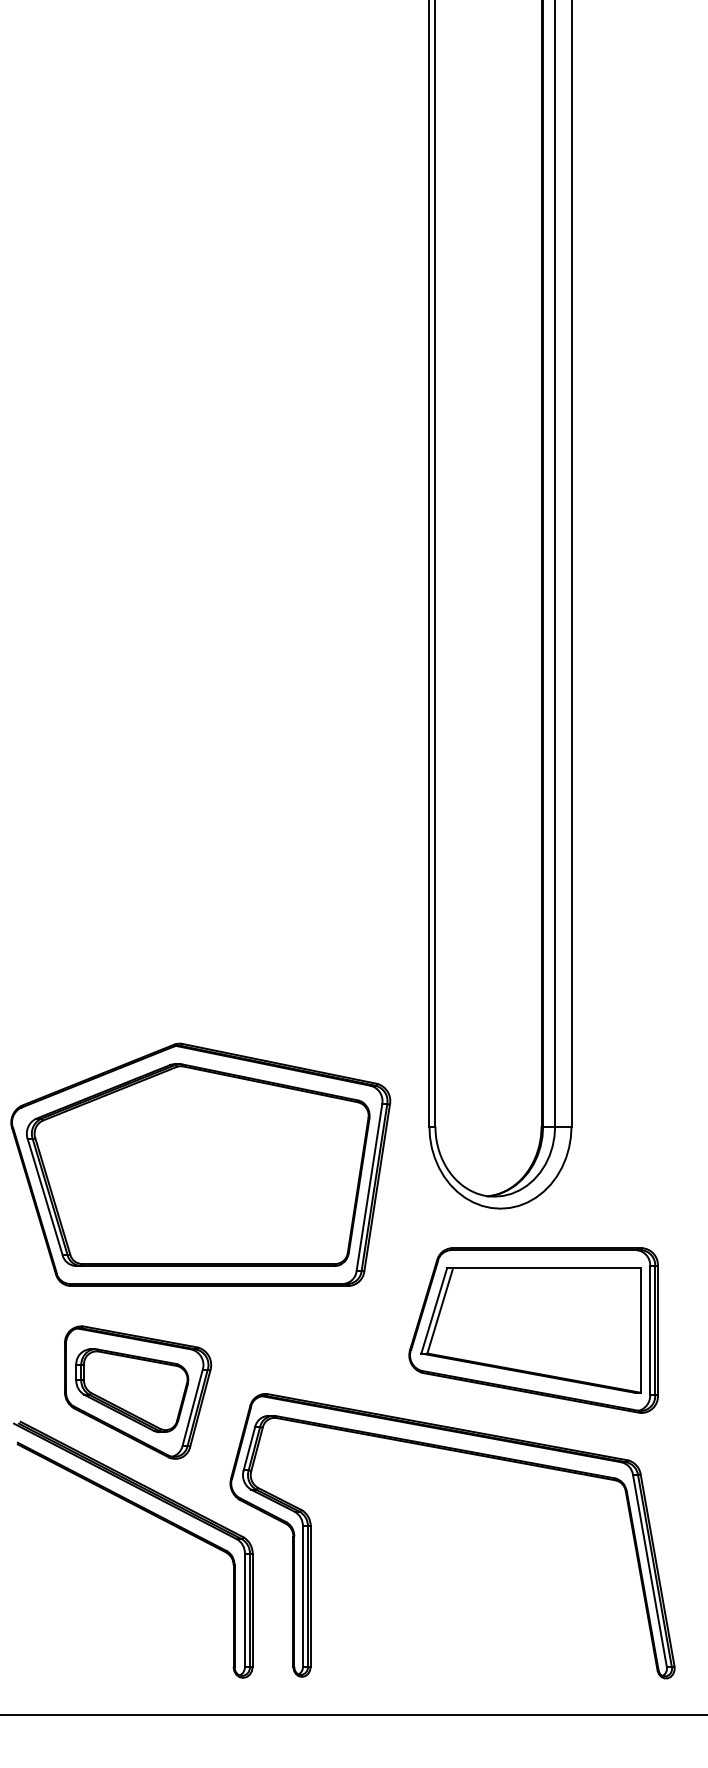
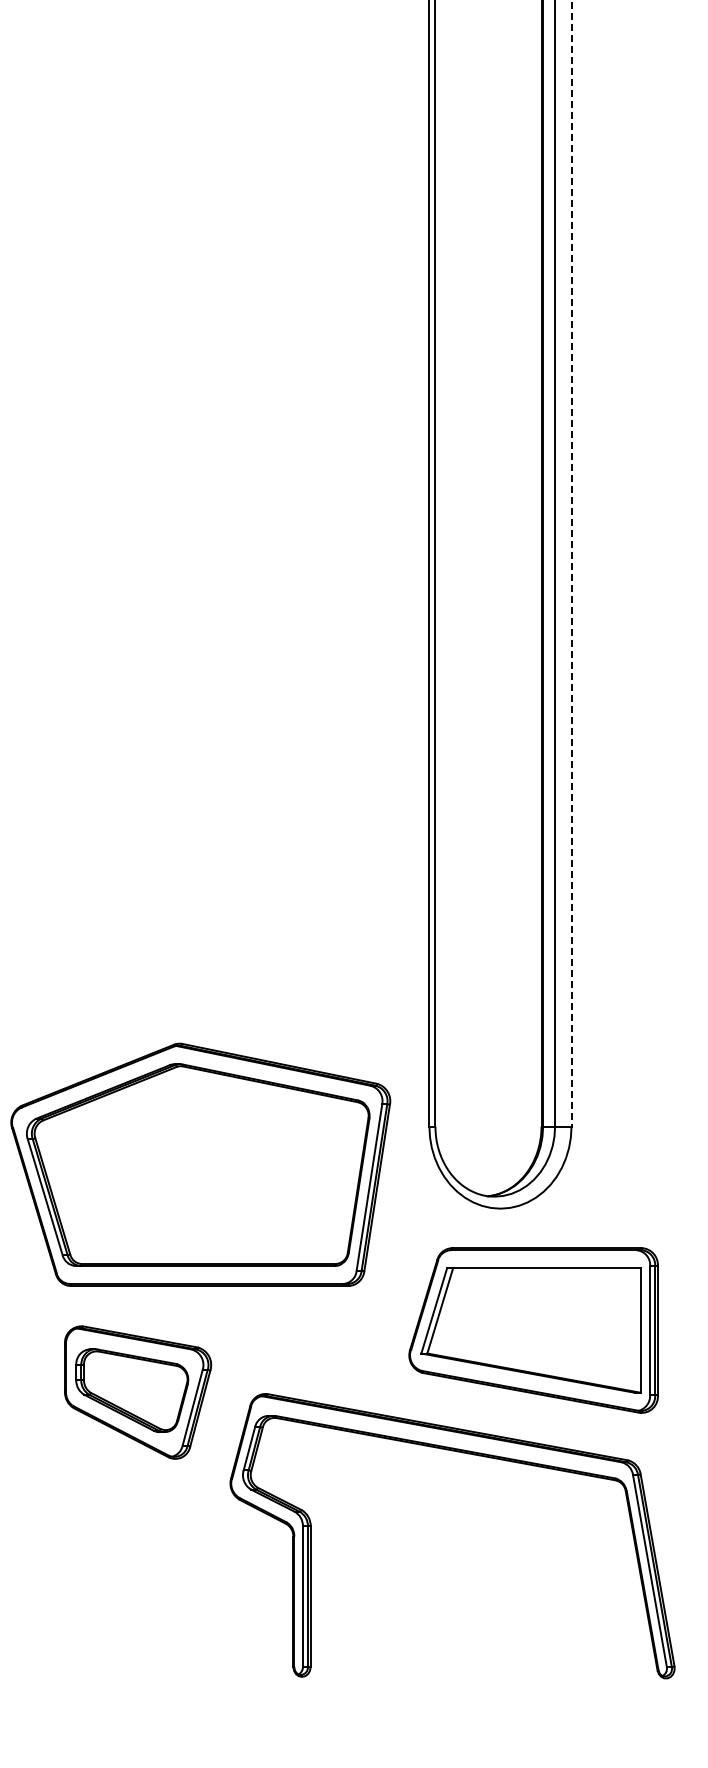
line: solid -> dashed (571, 563)
part: present -> none (150, 1514)
line: present -> none (353, 1714)
